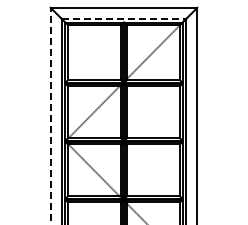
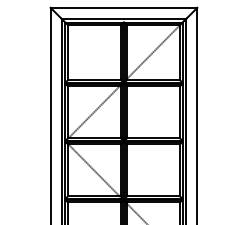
line: dashed -> solid (124, 18)
line: dashed -> solid (50, 115)
